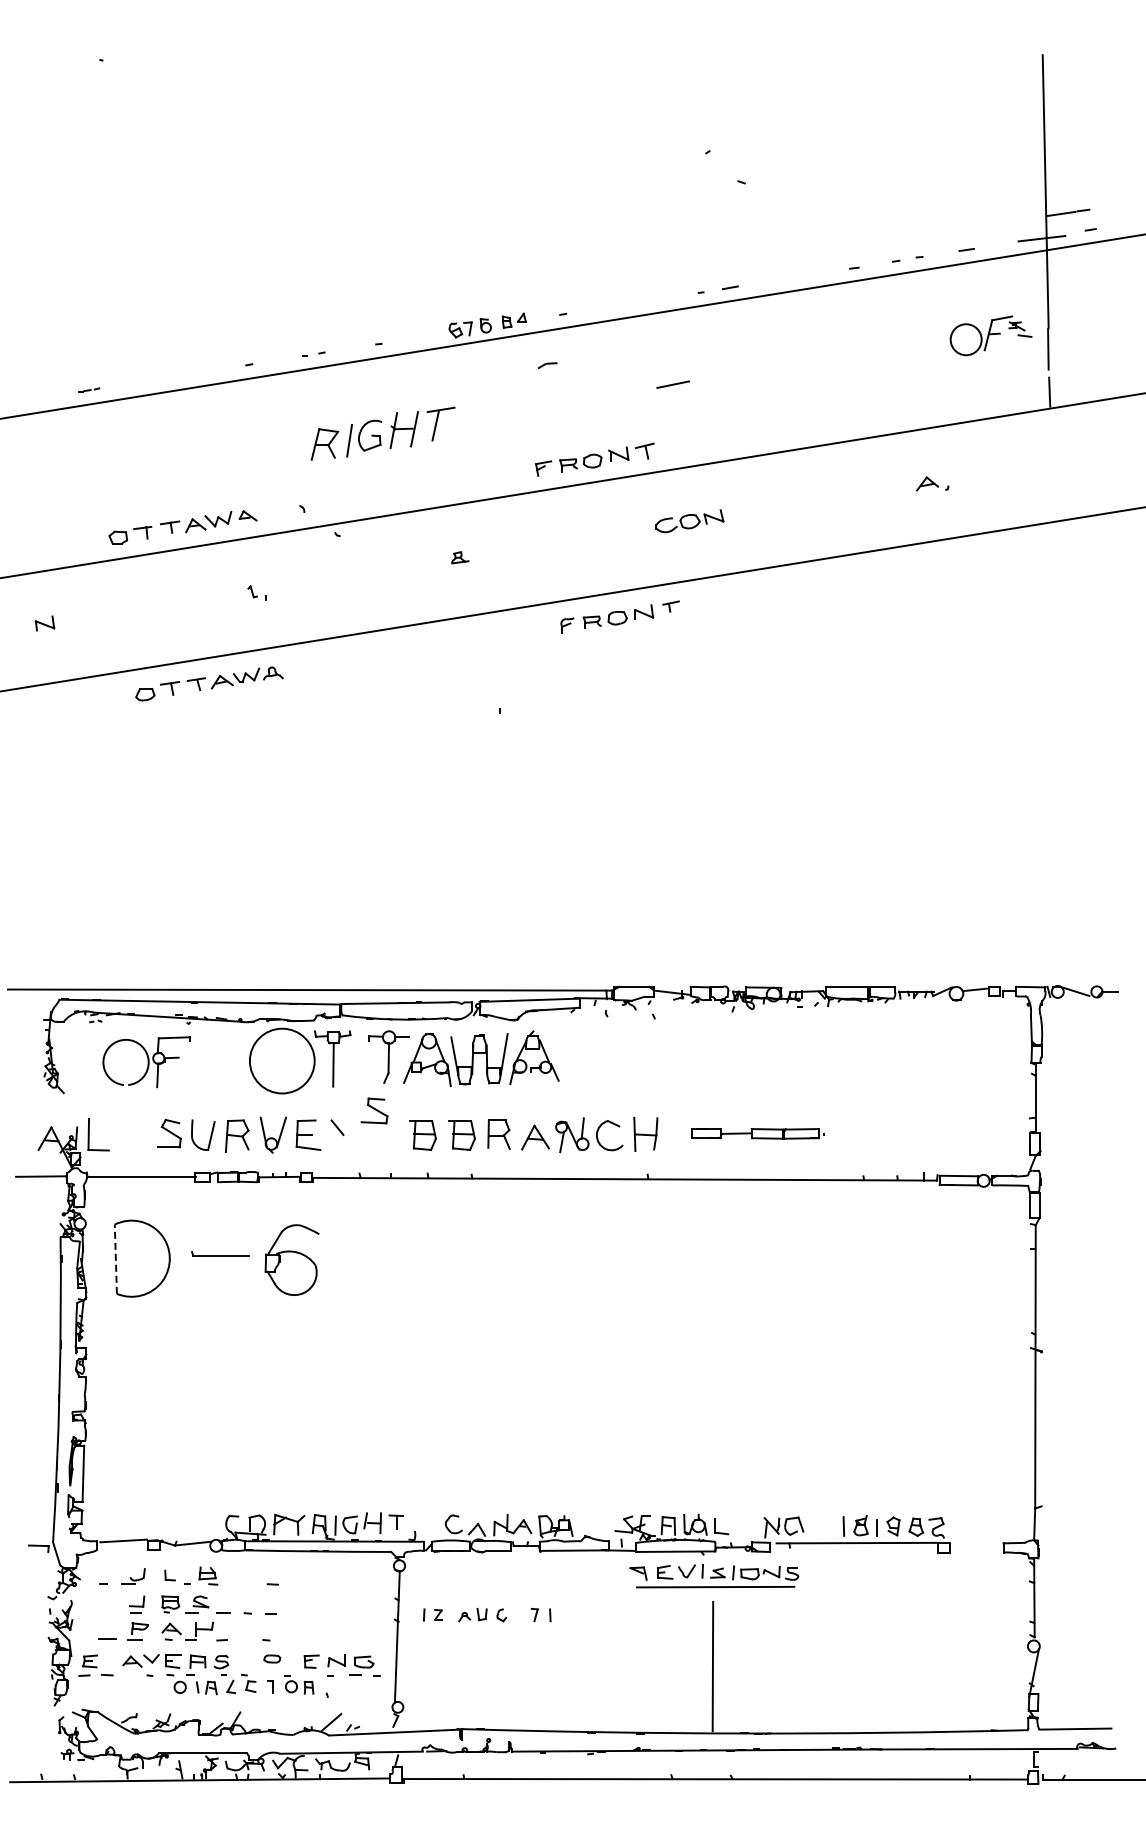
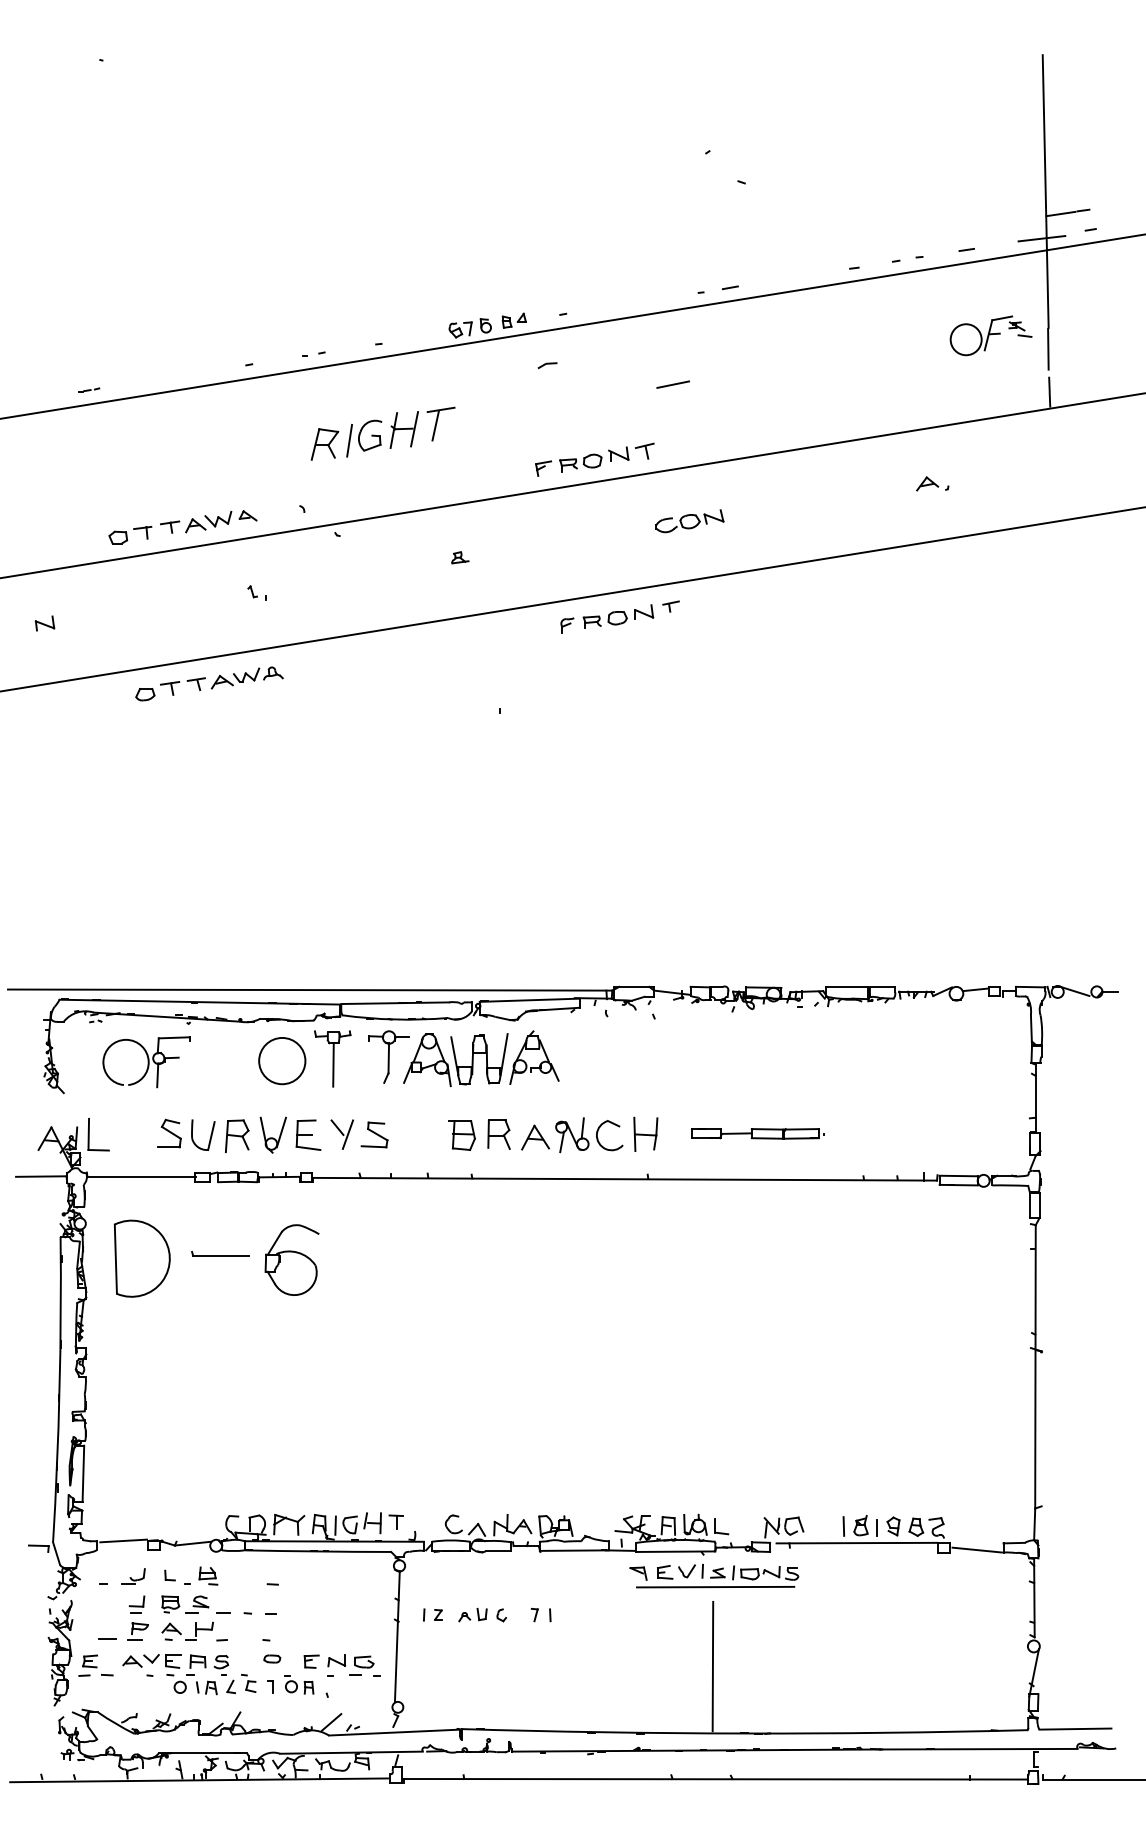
circle diameter: 65 px -> 46 px (282, 1060)
part position: (374, 1110) -> (374, 1134) (374, 1134)
line: none -> present (347, 1134)
part: present -> none (422, 1135)
line: dashed -> solid (115, 1259)
line: none -> present (976, 1549)
